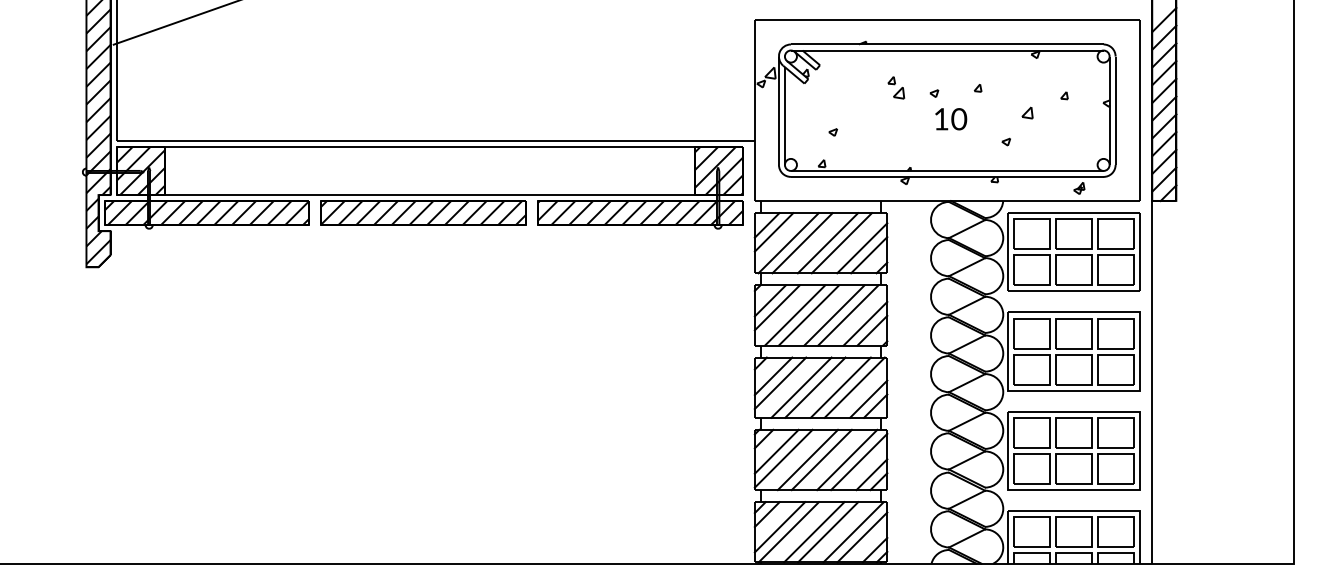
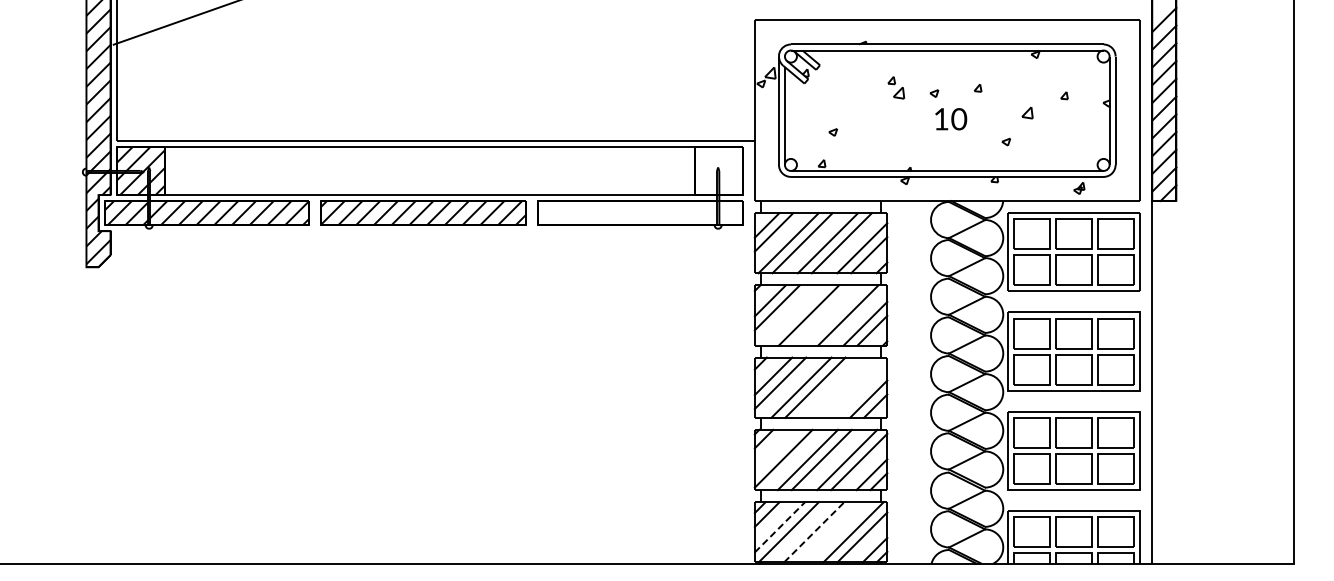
hatch: present -> none (718, 170)
hatch: present -> none (640, 213)
line: present -> none (795, 315)
line: present -> none (834, 315)
line: present -> none (840, 387)
line: present -> none (854, 387)
line: present -> none (776, 451)
line: solid -> dashed (780, 527)
line: solid -> dashed (814, 532)
line: present -> none (828, 532)
